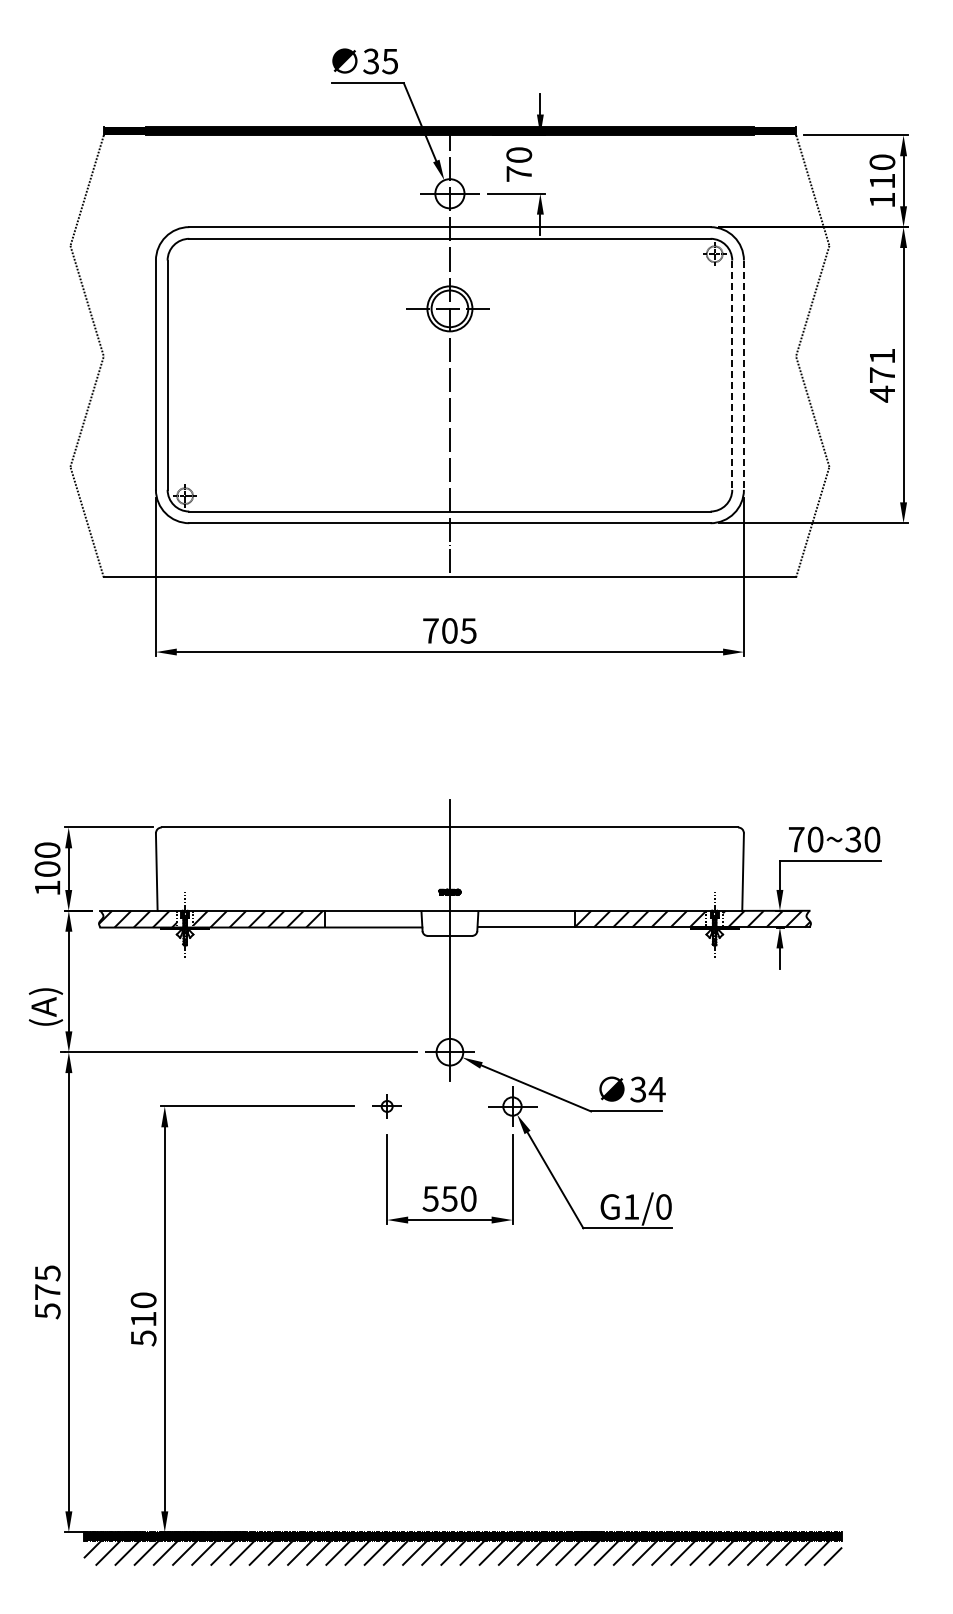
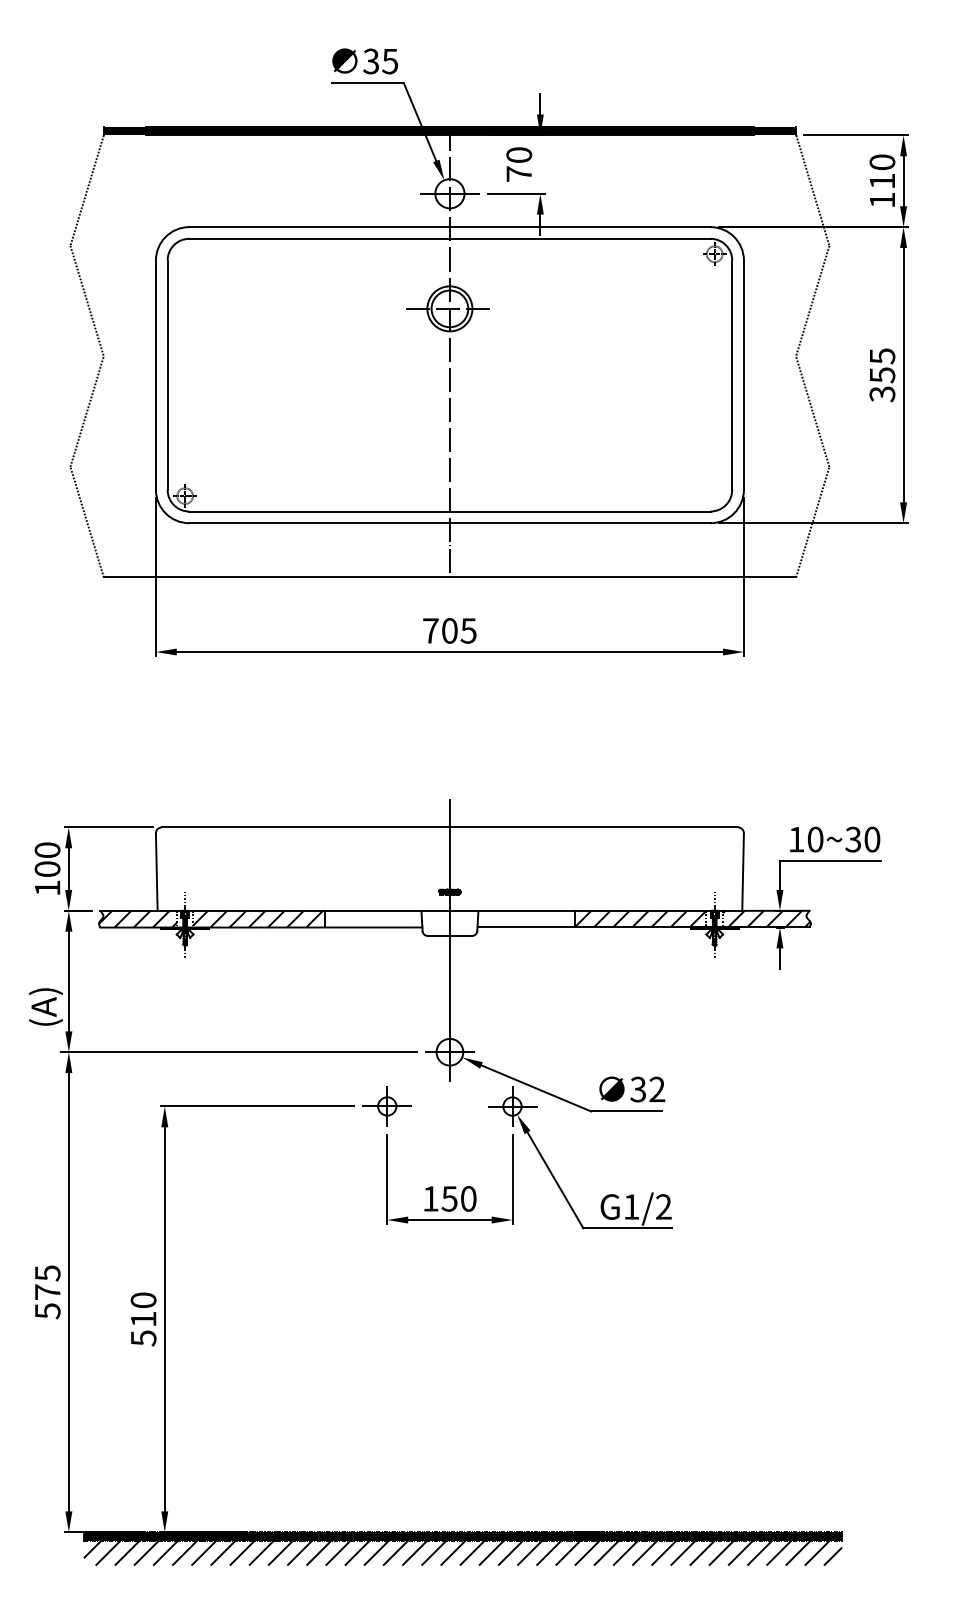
line: dashed -> solid (732, 375)
line: dashed -> solid (743, 375)
text: 471 -> 355 (882, 375)
text: 70~30 -> 10~30 (796, 839)
text: 34 -> 32 (656, 1089)
part size: 30x25 px -> 50x41 px (386, 1106)
text: 550 -> 150 (430, 1198)
text: G1/0 -> G1/2 (663, 1206)
